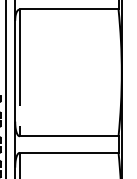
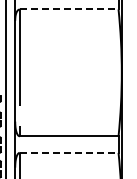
line: solid -> dashed (69, 9)
line: solid -> dashed (69, 152)
